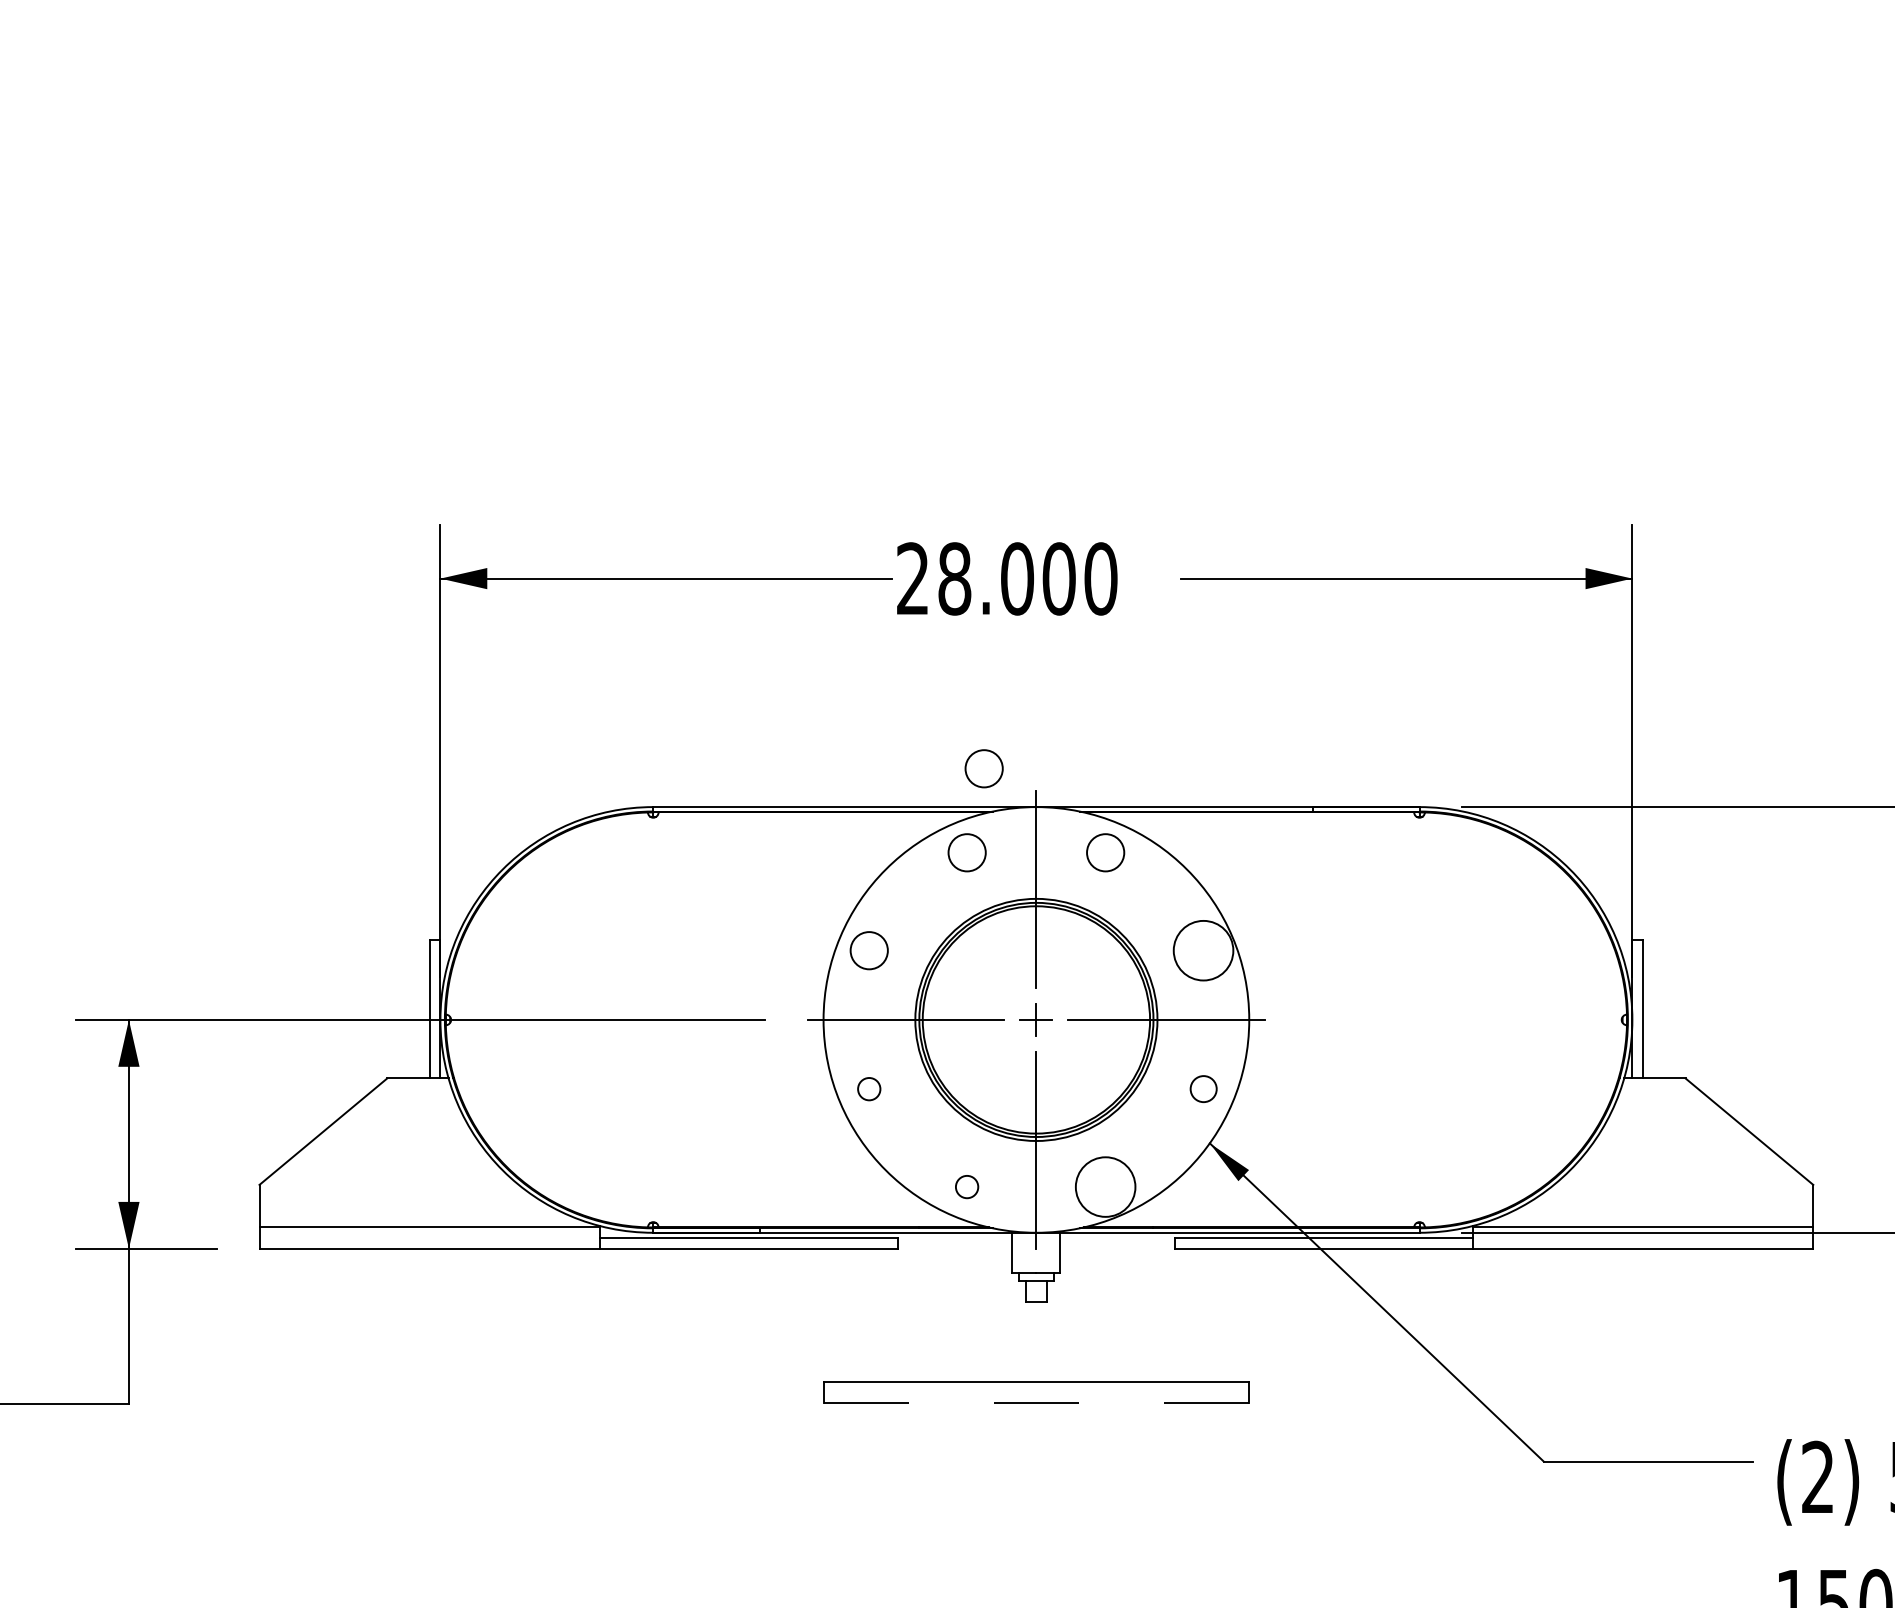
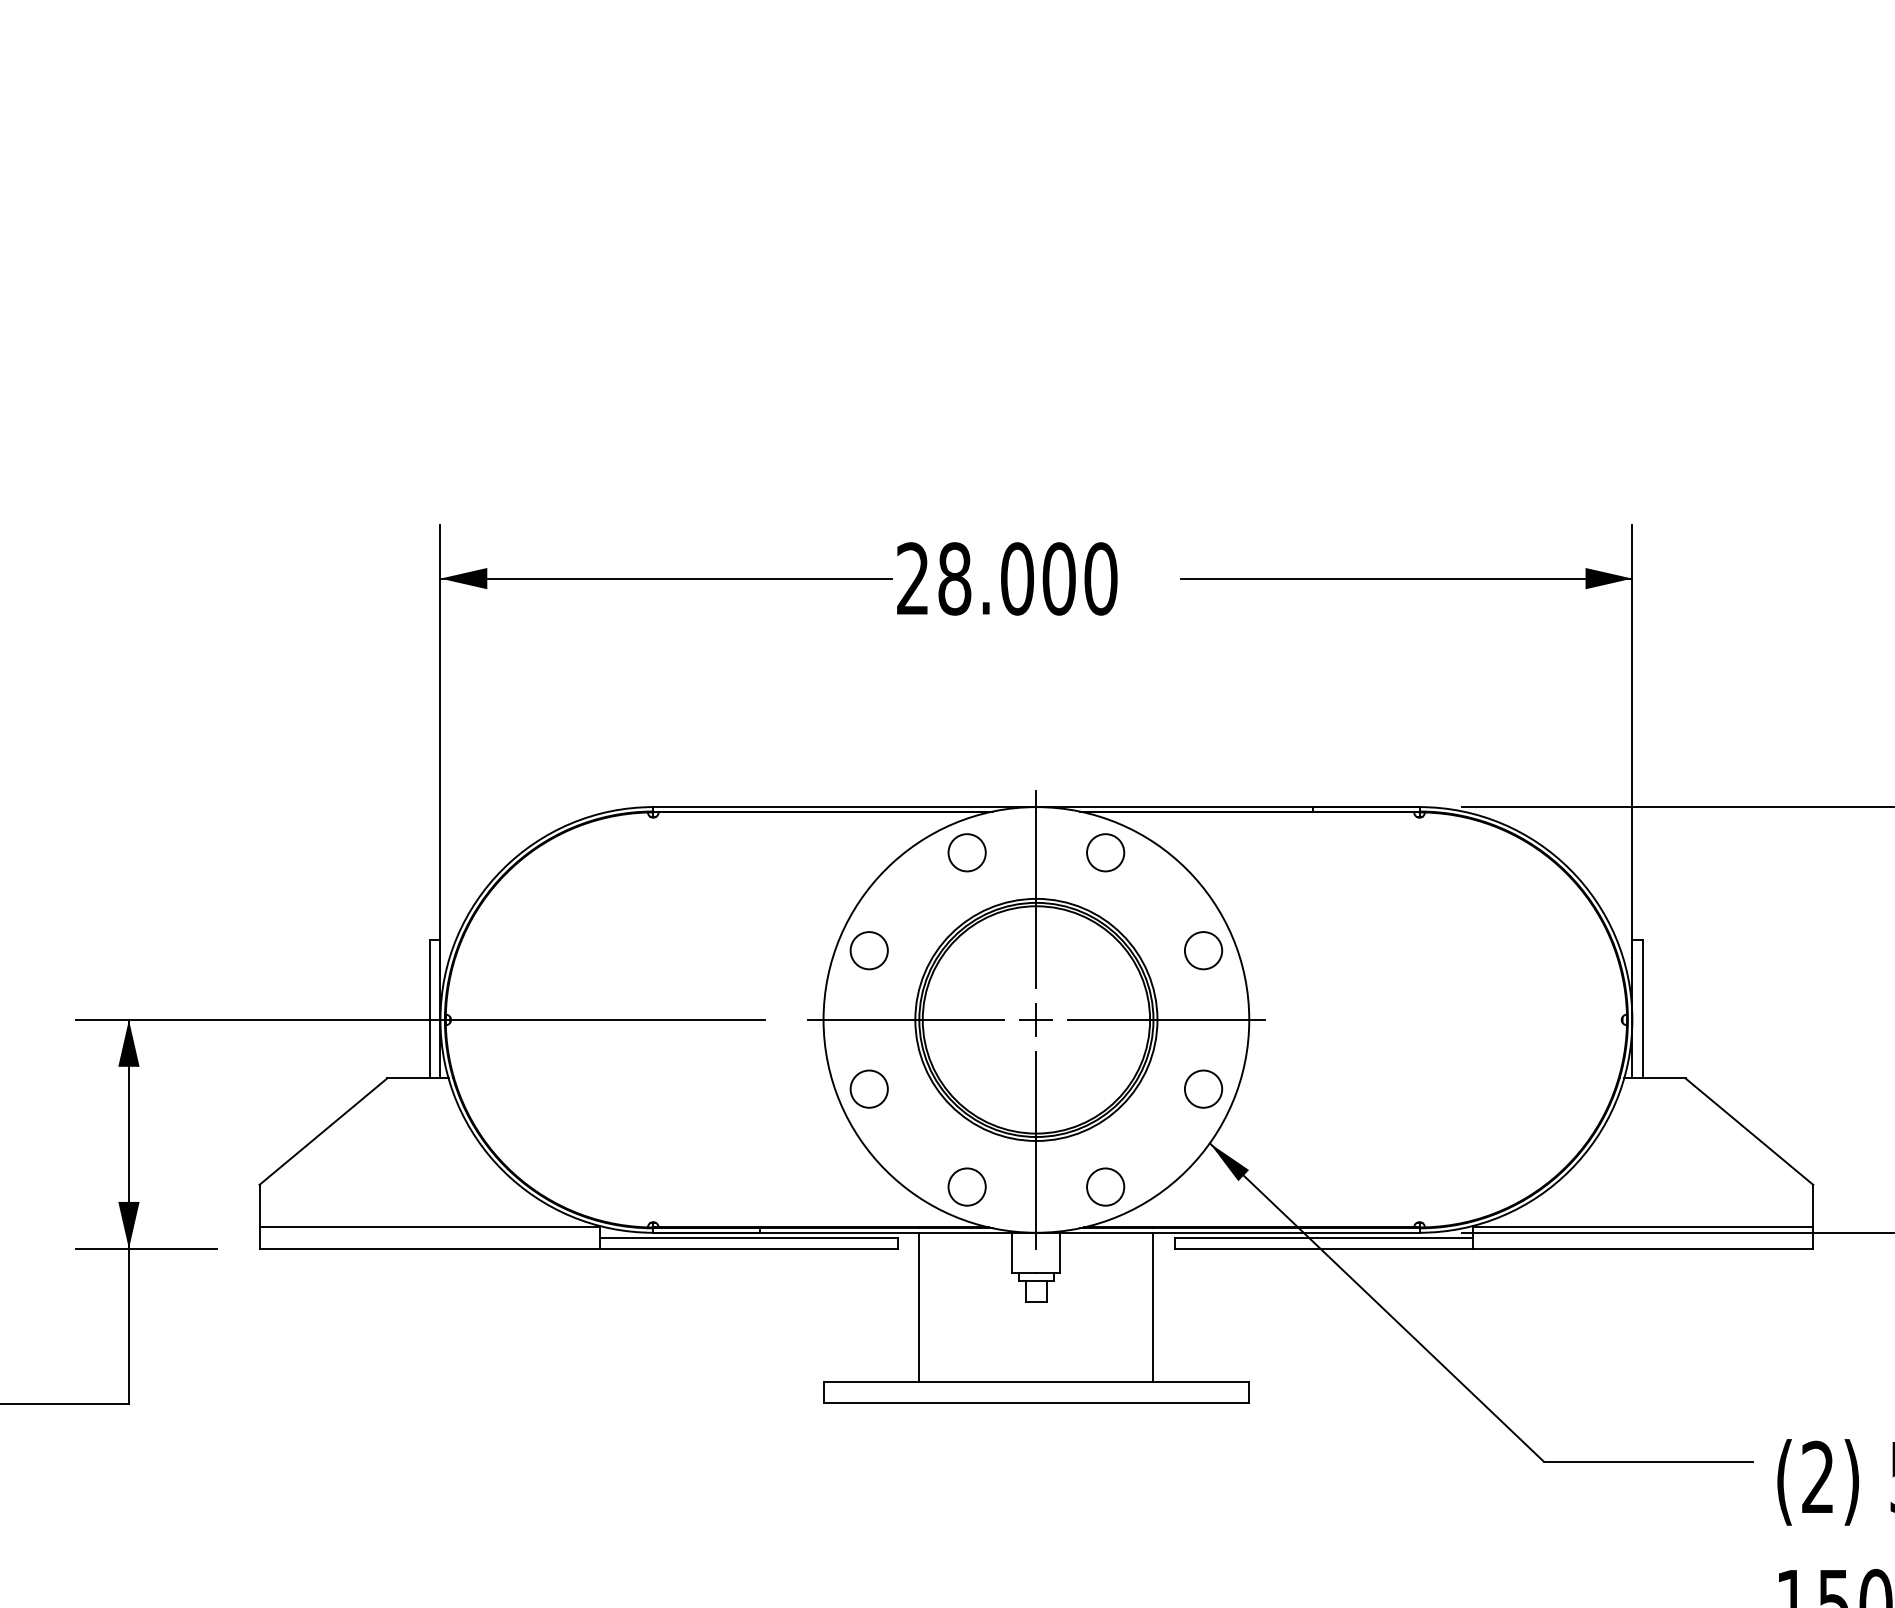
circle: present -> none (983, 768)
circle diameter: 60 px -> 37 px (1203, 950)
circle size: 29x28 px -> 40x40 px (1203, 1088)
circle diameter: 22 px -> 37 px (868, 1088)
circle diameter: 60 px -> 37 px (1105, 1186)
circle size: 25x25 px -> 40x40 px (966, 1186)
line: none -> present (919, 1306)
line: none -> present (1153, 1306)
line: dashed -> solid (1036, 1403)
